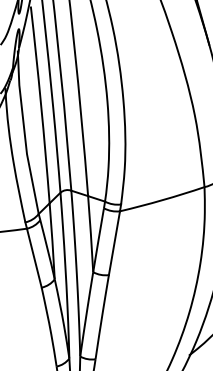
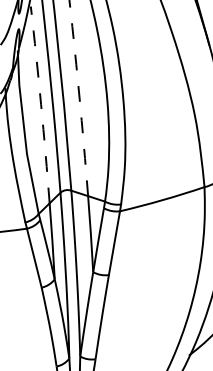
arc: solid -> dashed (79, 97)
arc: solid -> dashed (41, 104)
